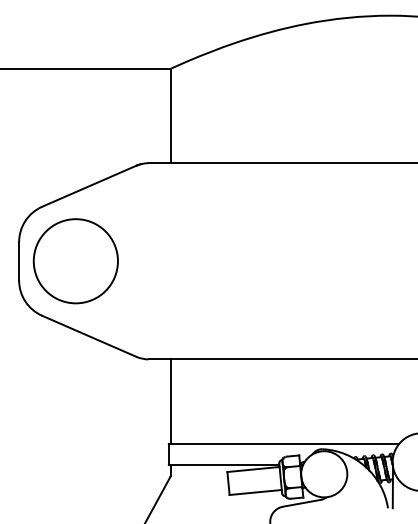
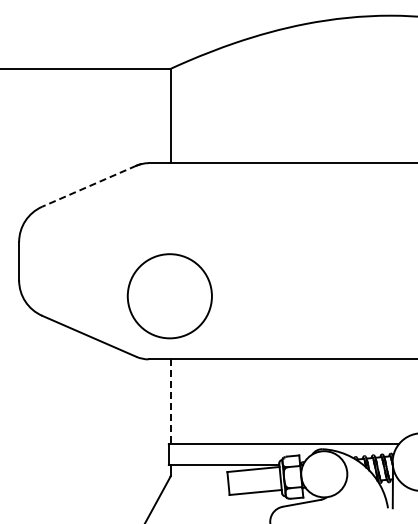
line: solid -> dashed (88, 186)
circle position: (75, 261) -> (169, 296) (169, 296)
line: solid -> dashed (170, 402)
